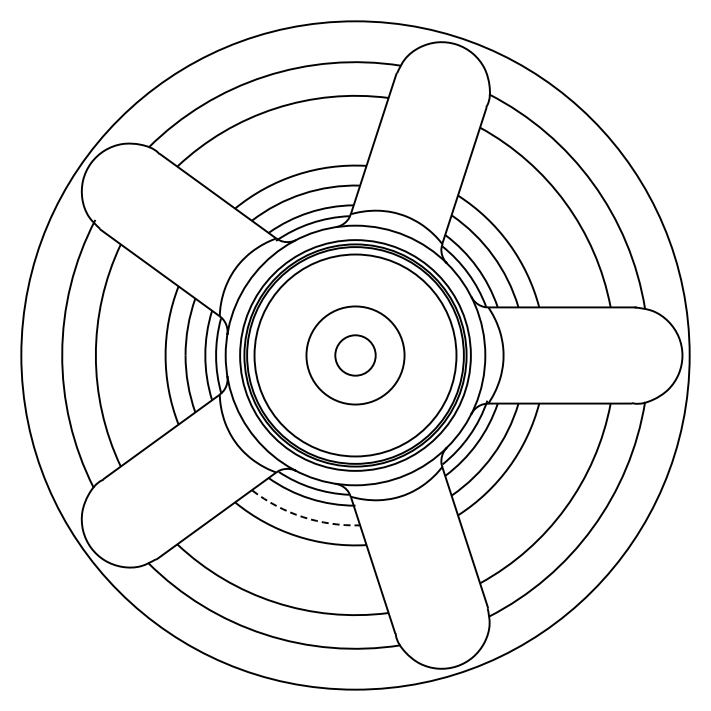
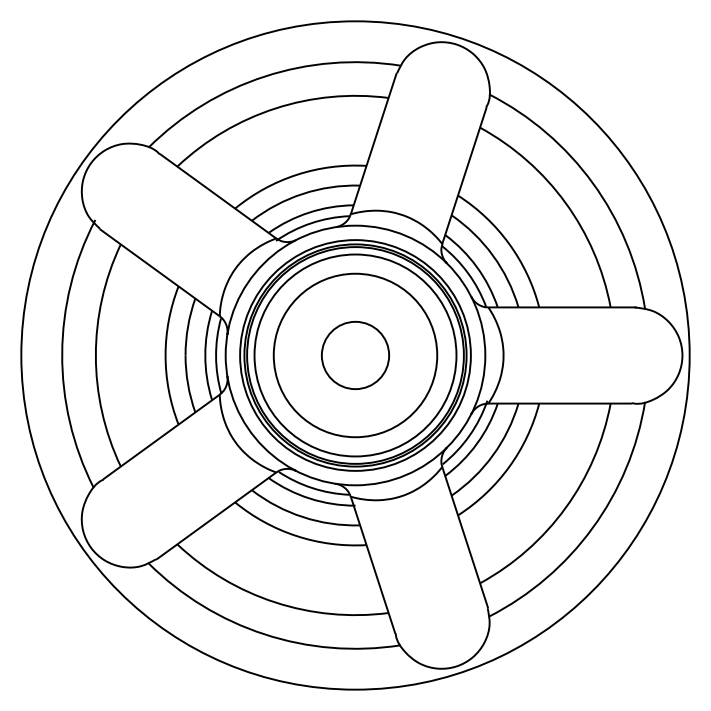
circle diameter: 40 px -> 67 px (355, 355)
circle diameter: 98 px -> 163 px (355, 355)
arc: dashed -> solid (302, 517)
